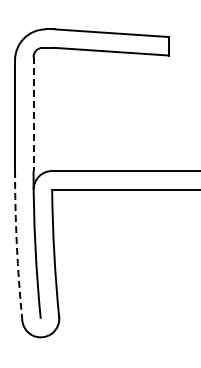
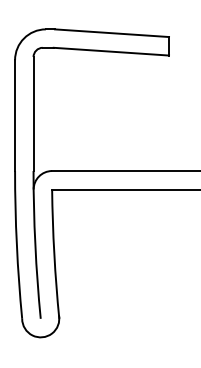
line: dashed -> solid (33, 114)
arc: dashed -> solid (16, 245)
